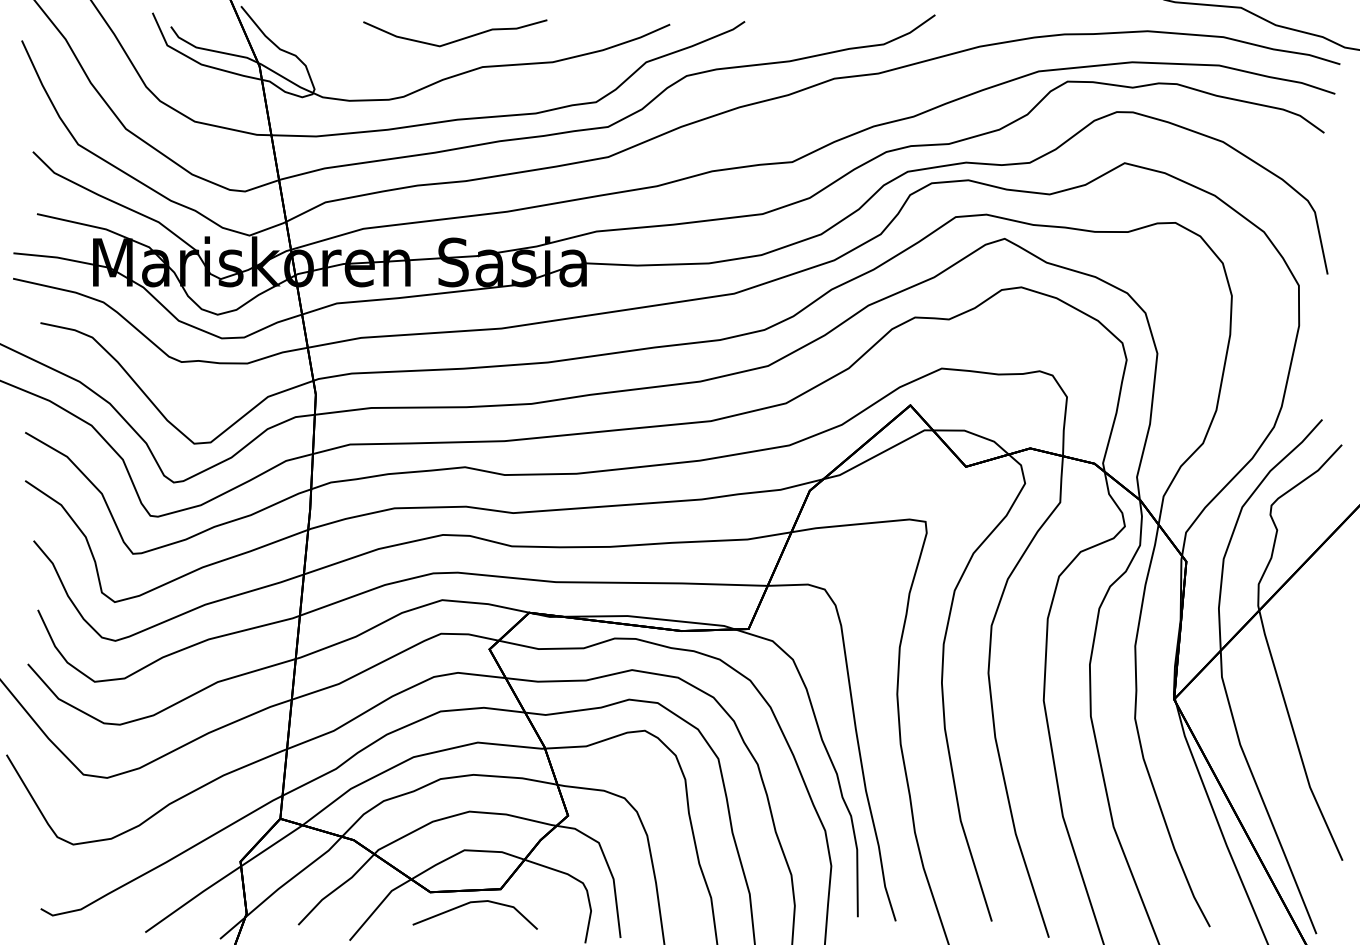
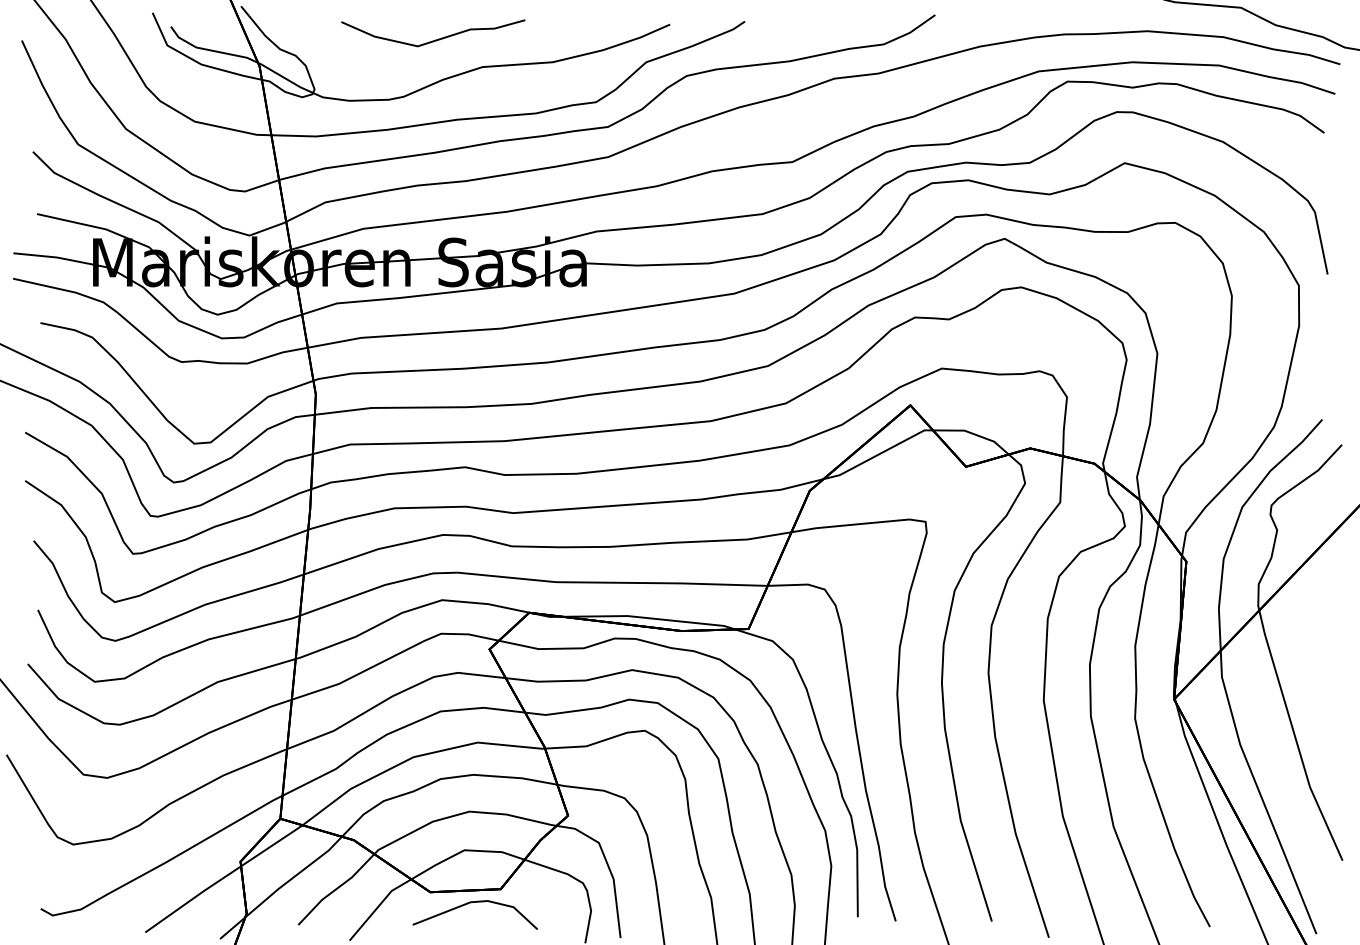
curve position: (457, 39) -> (435, 39) (435, 39)
